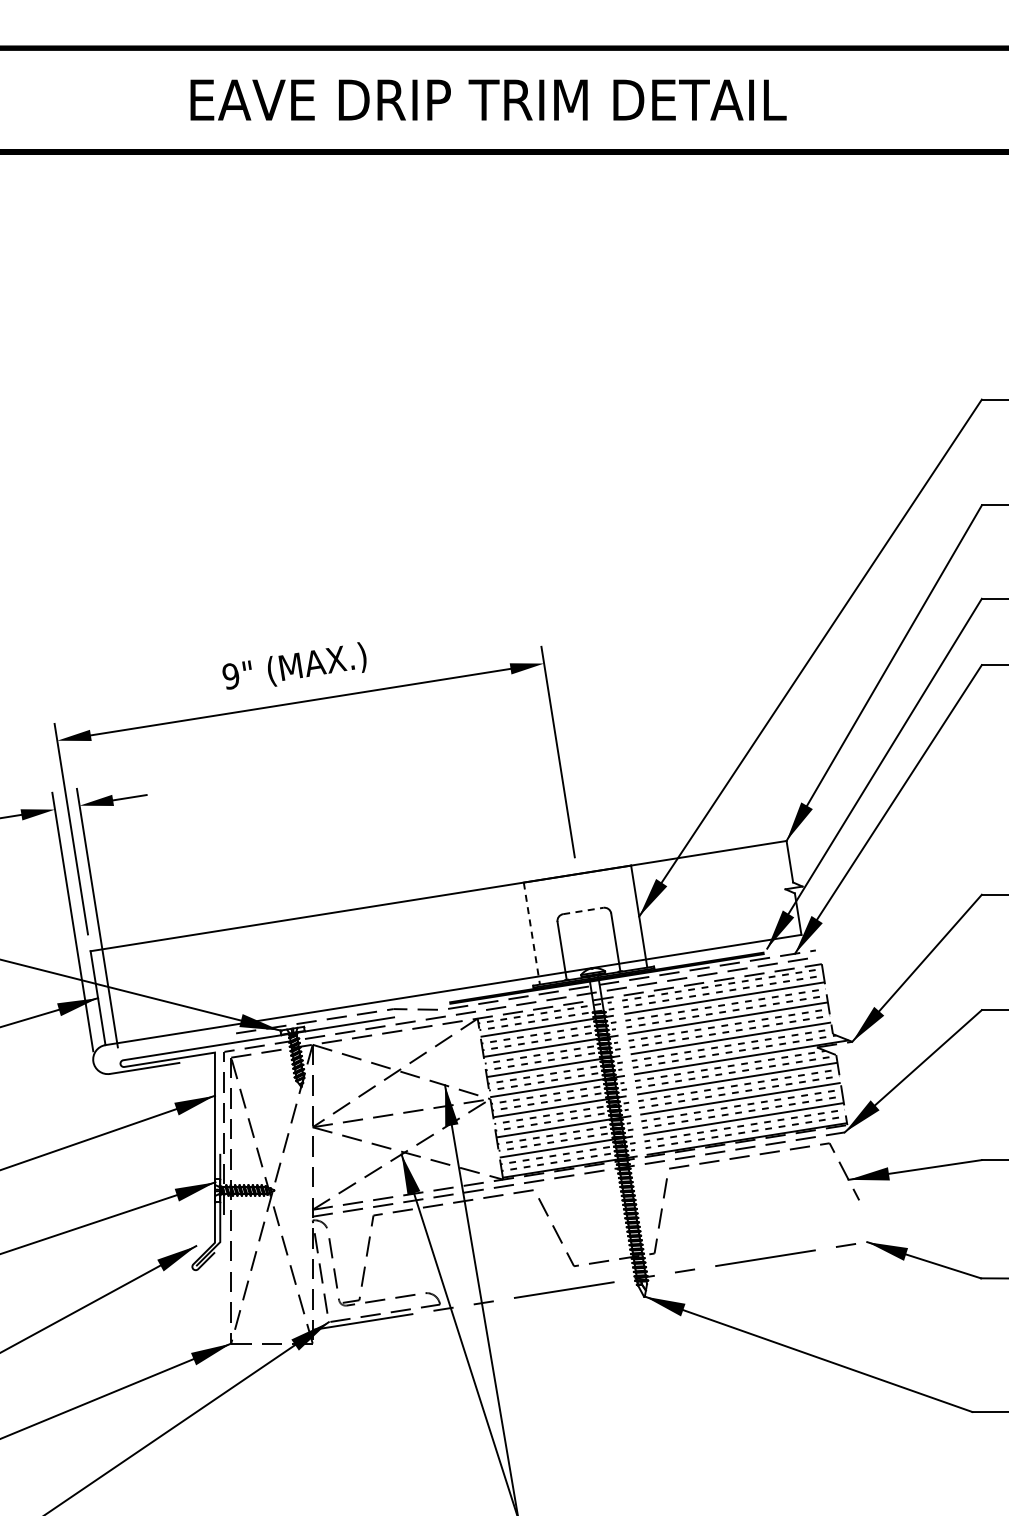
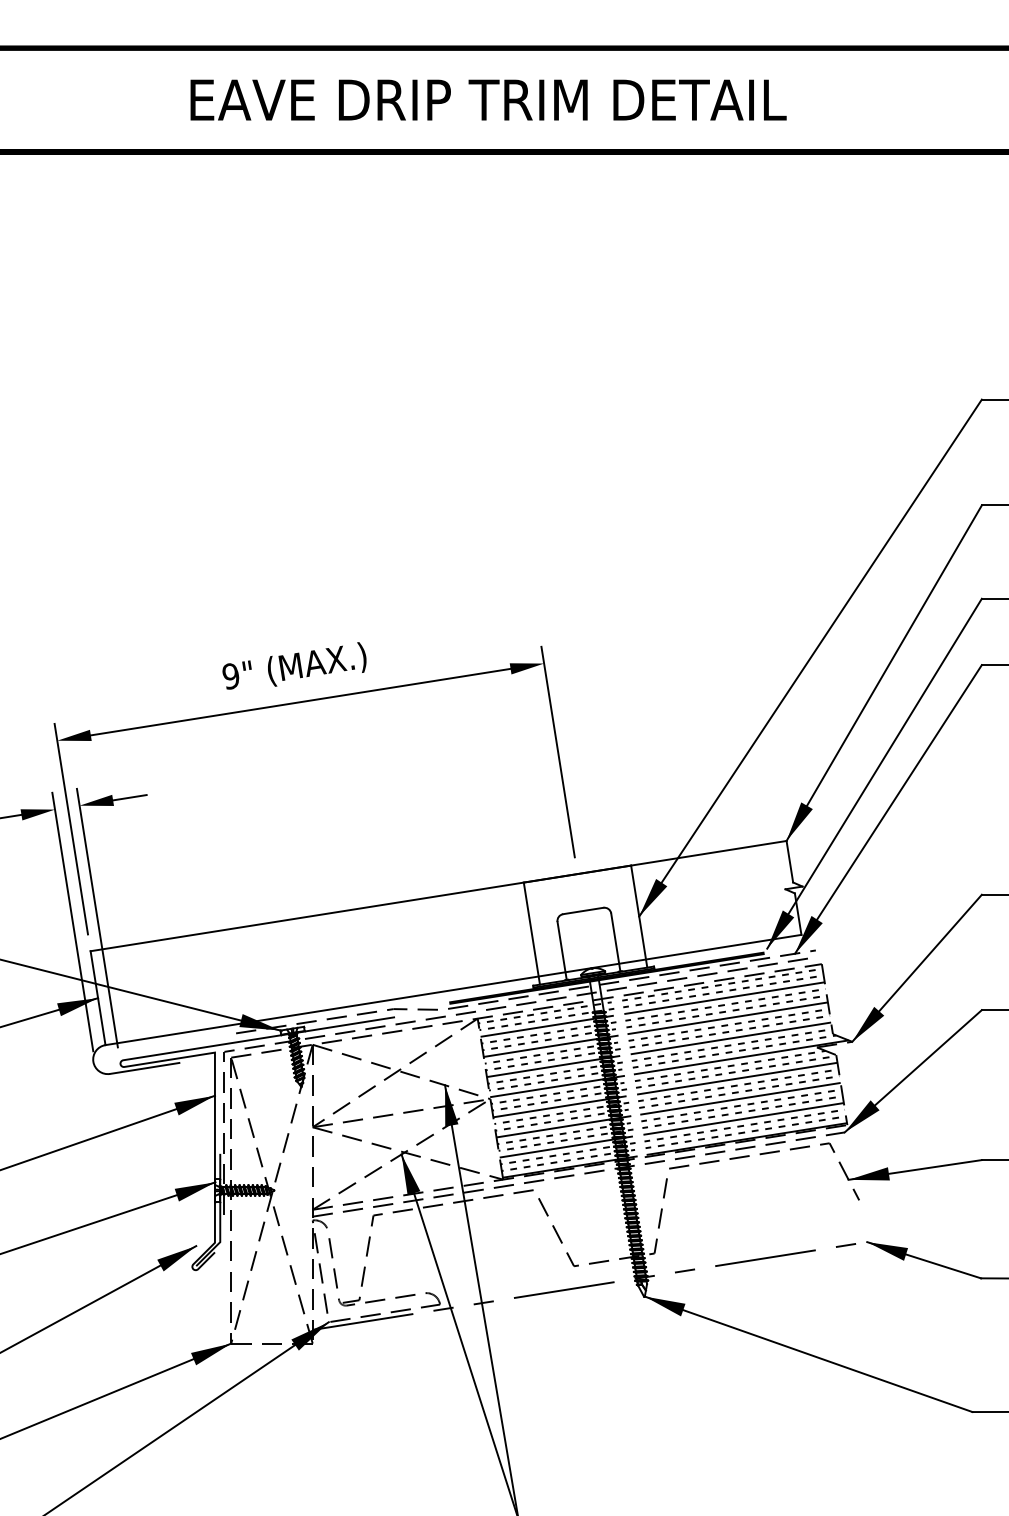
line: dashed -> solid (583, 910)
line: dashed -> solid (531, 933)
